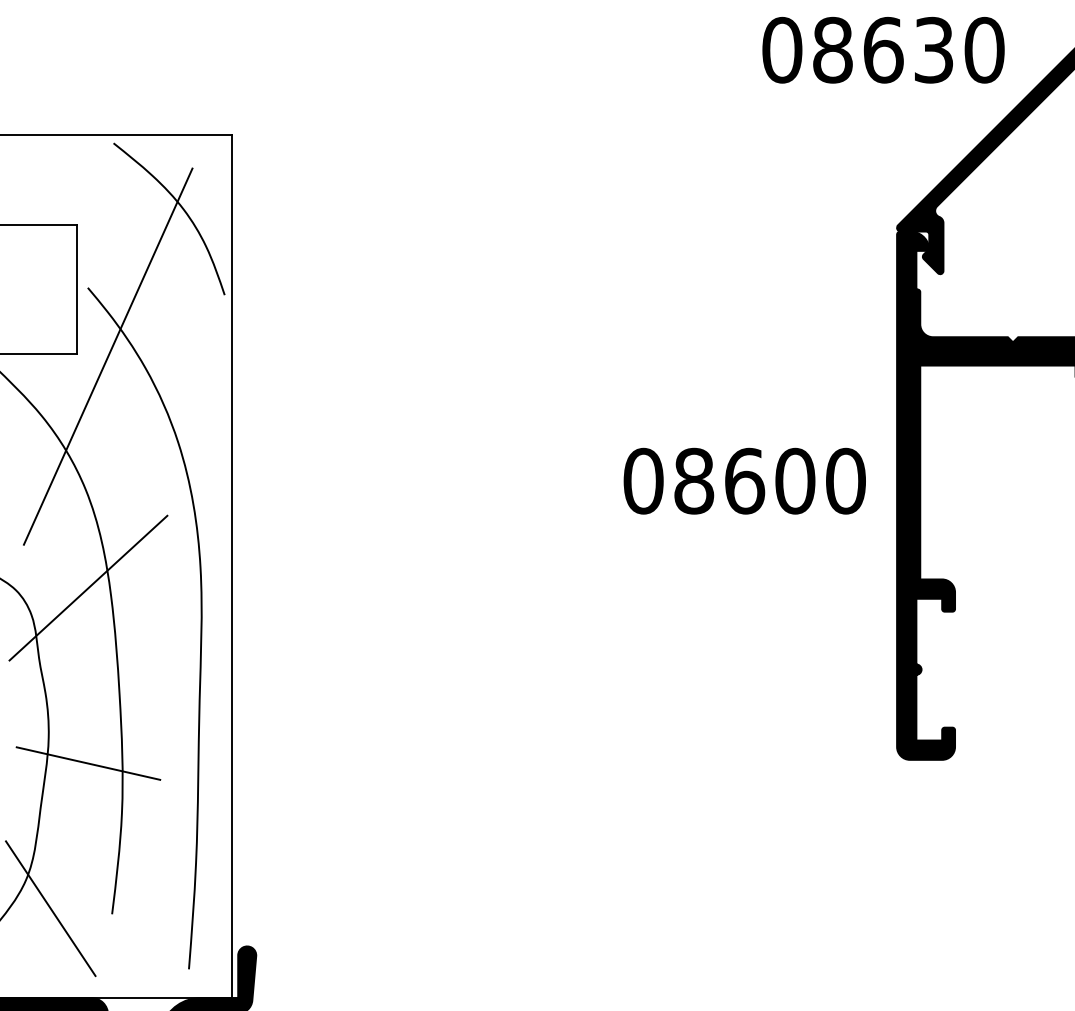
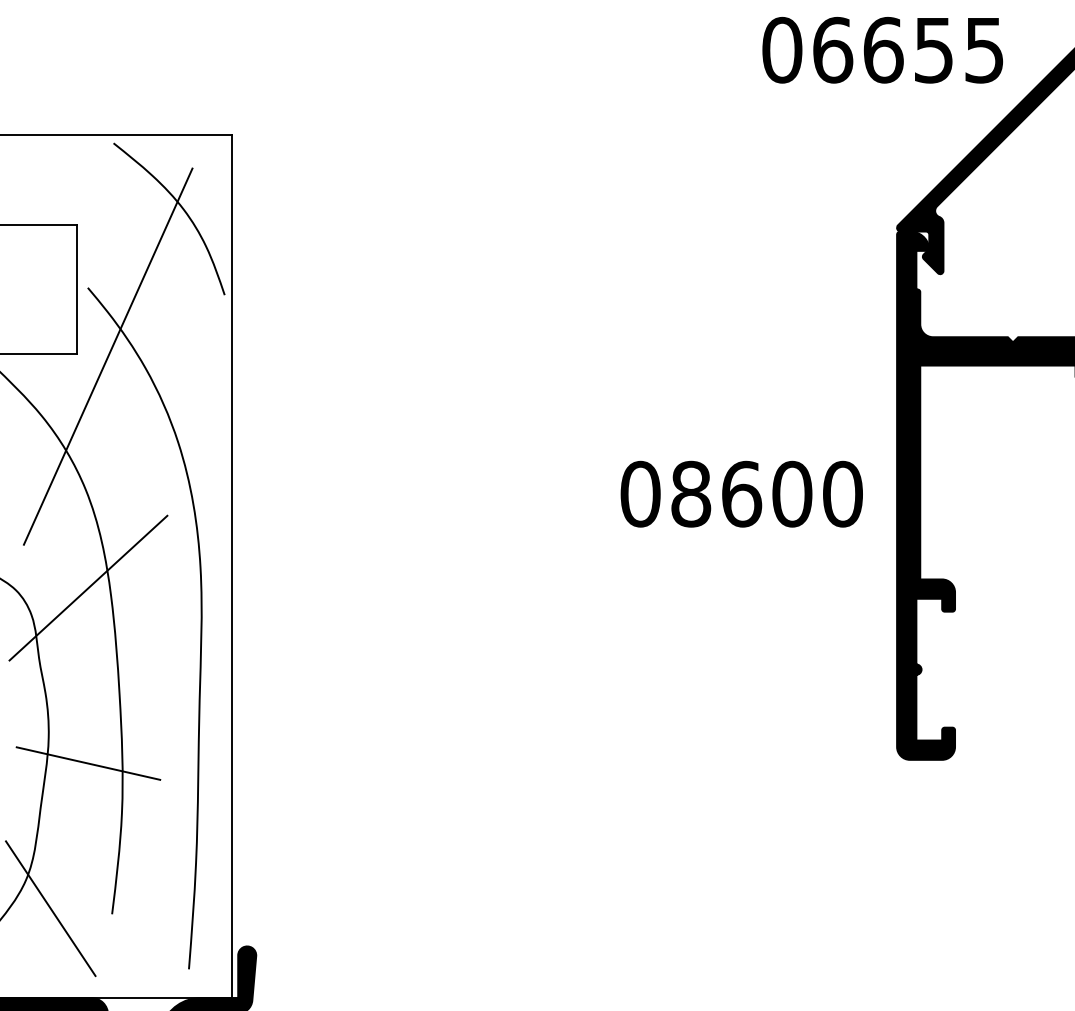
text: 08630 -> 06655 (908, 49)
text position: (744, 480) -> (741, 493) (741, 493)
